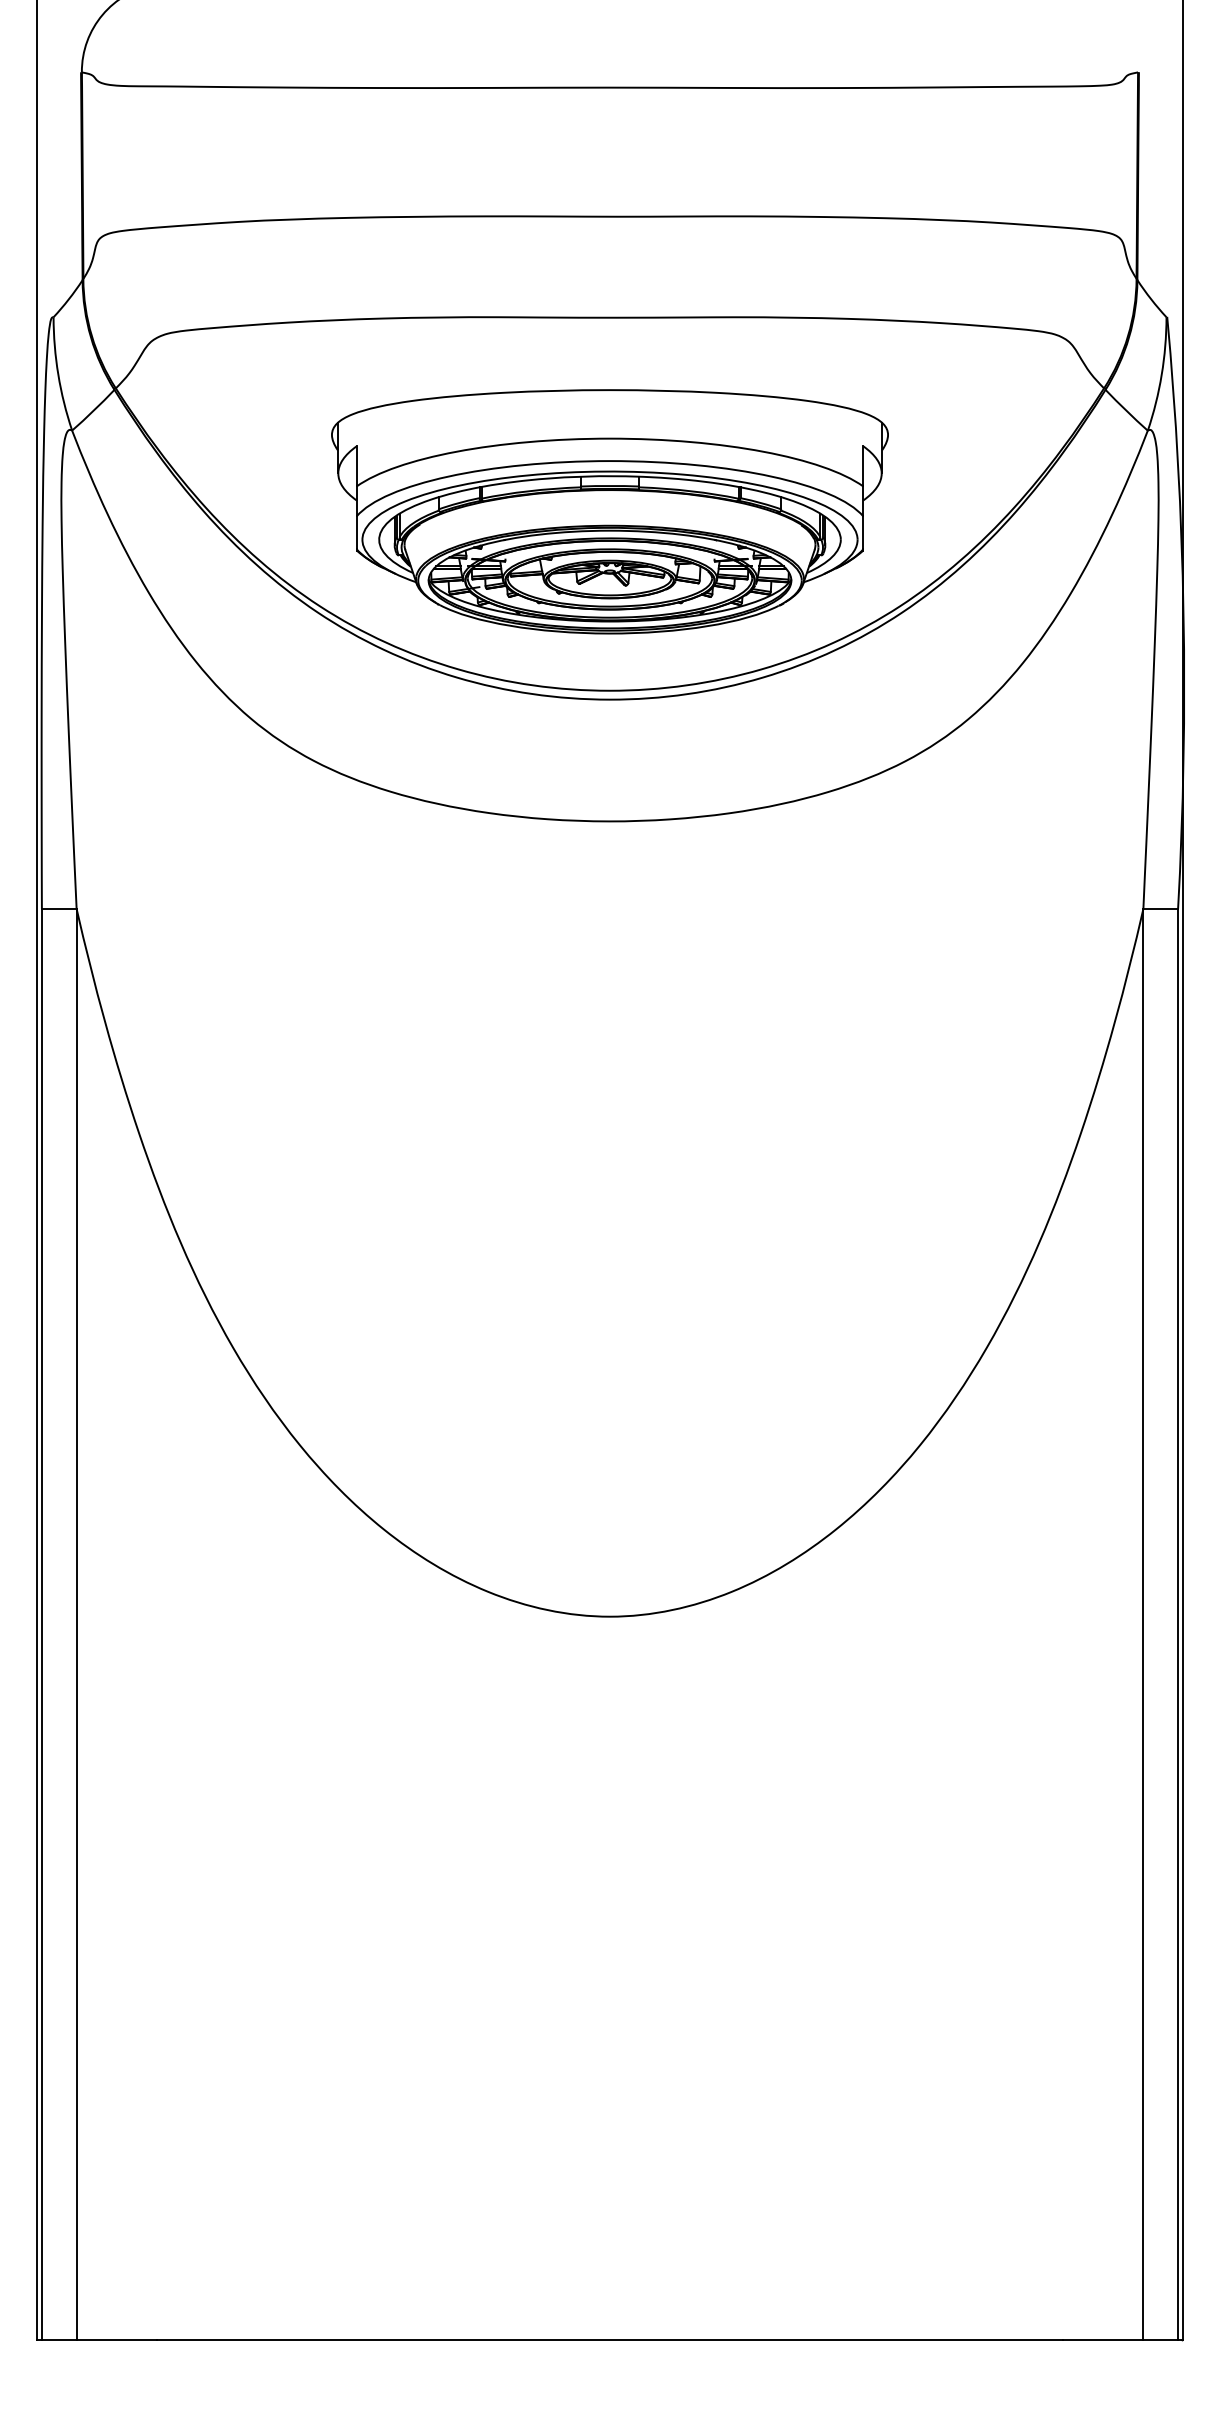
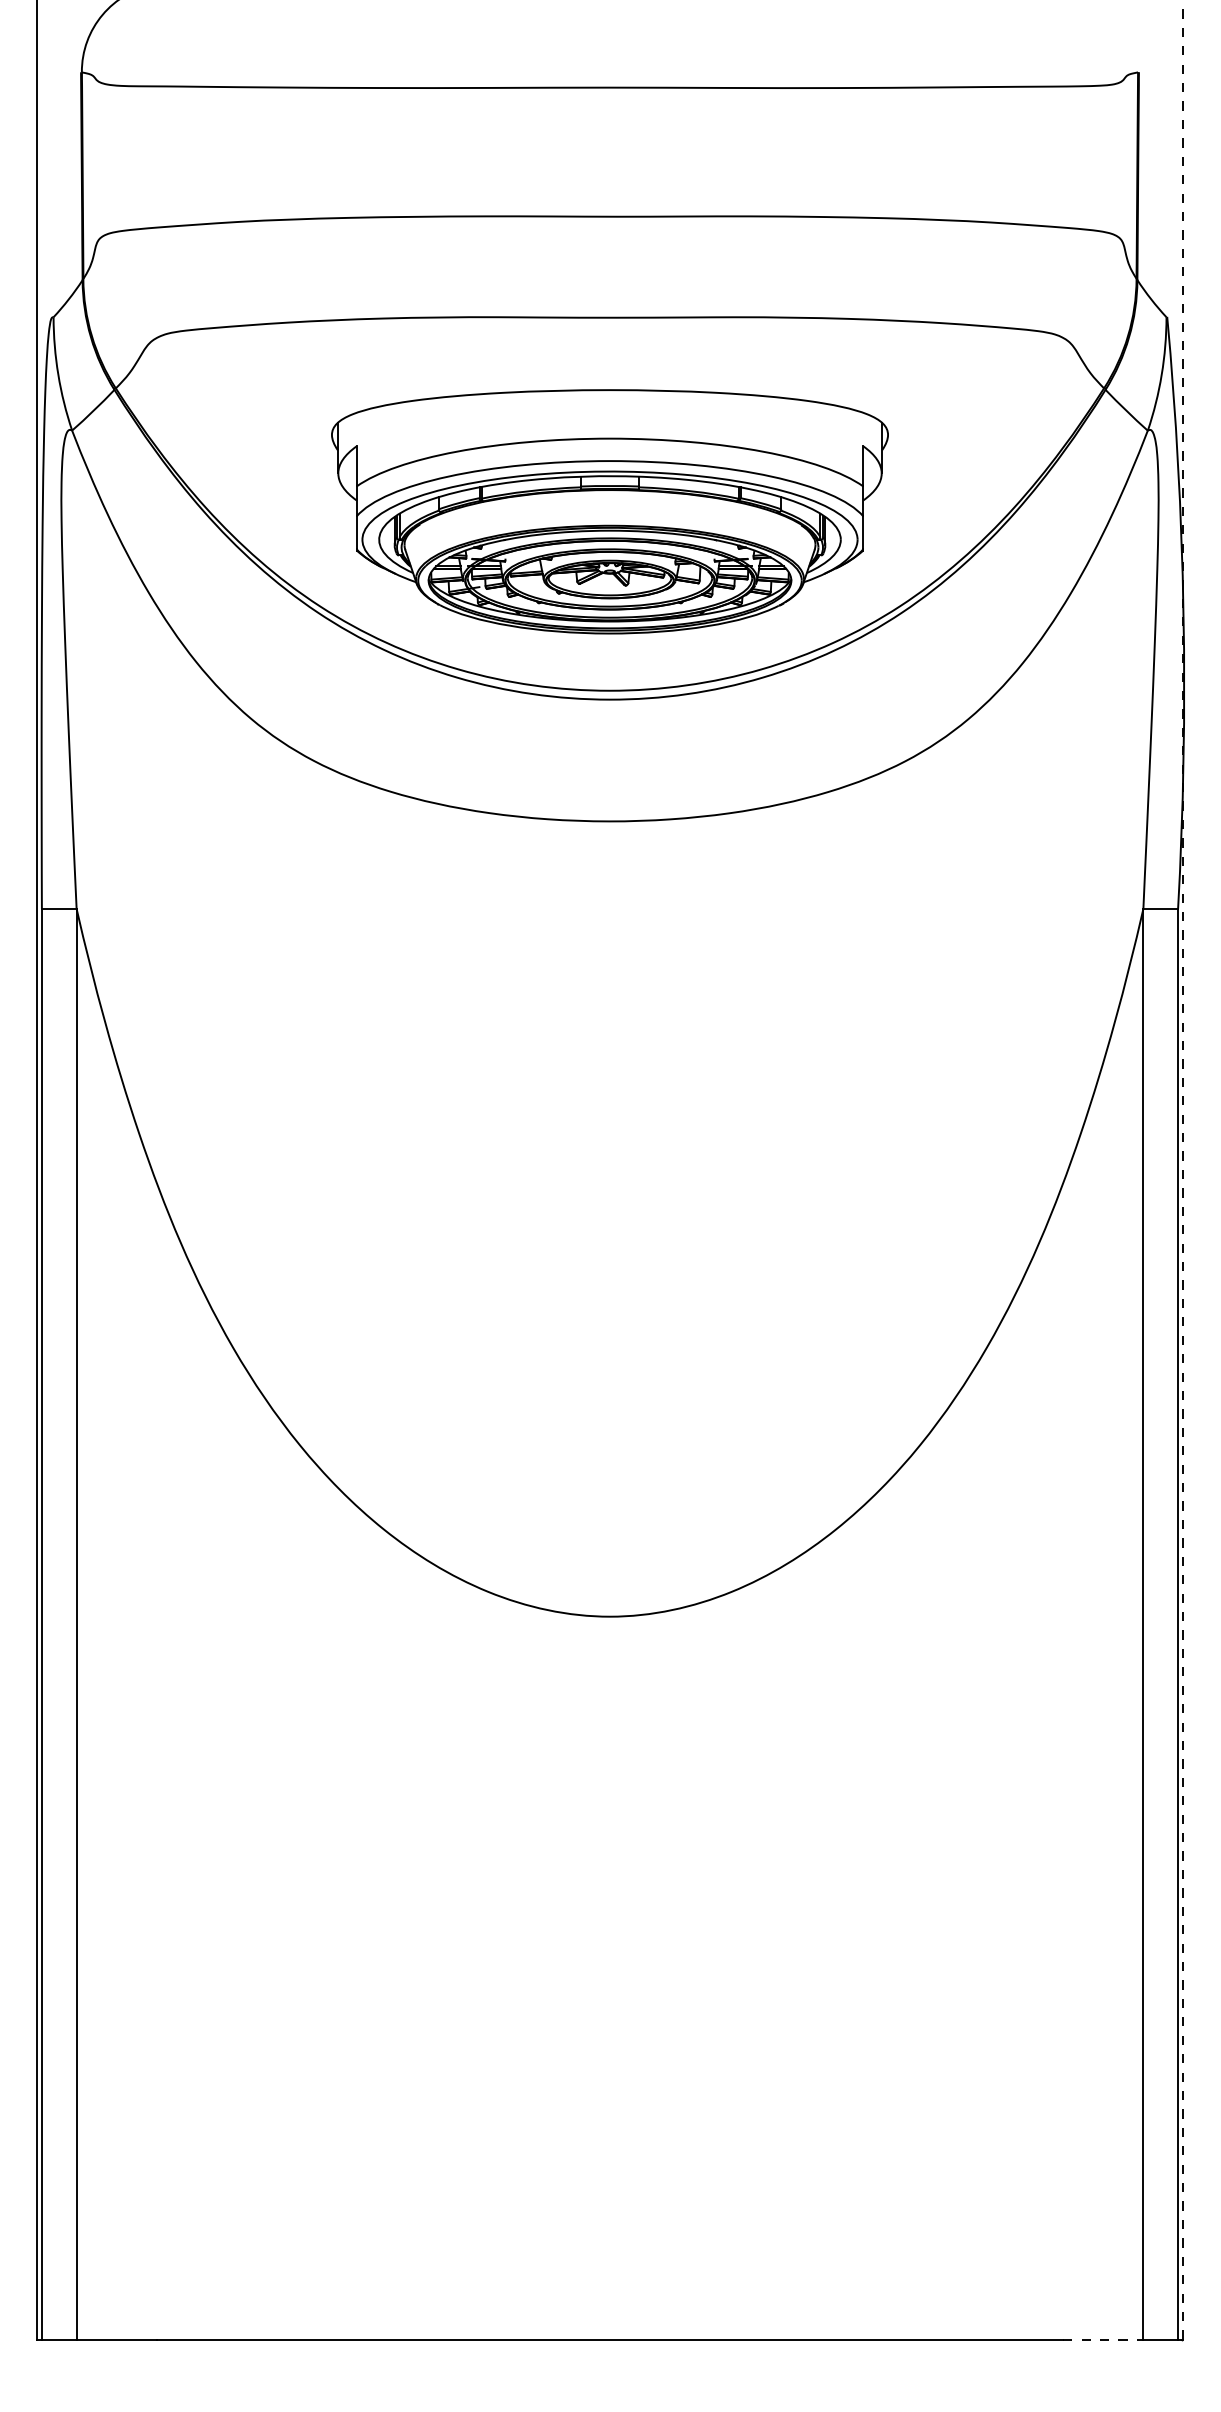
line: solid -> dashed (1183, 1169)
line: solid -> dashed (1103, 2339)
